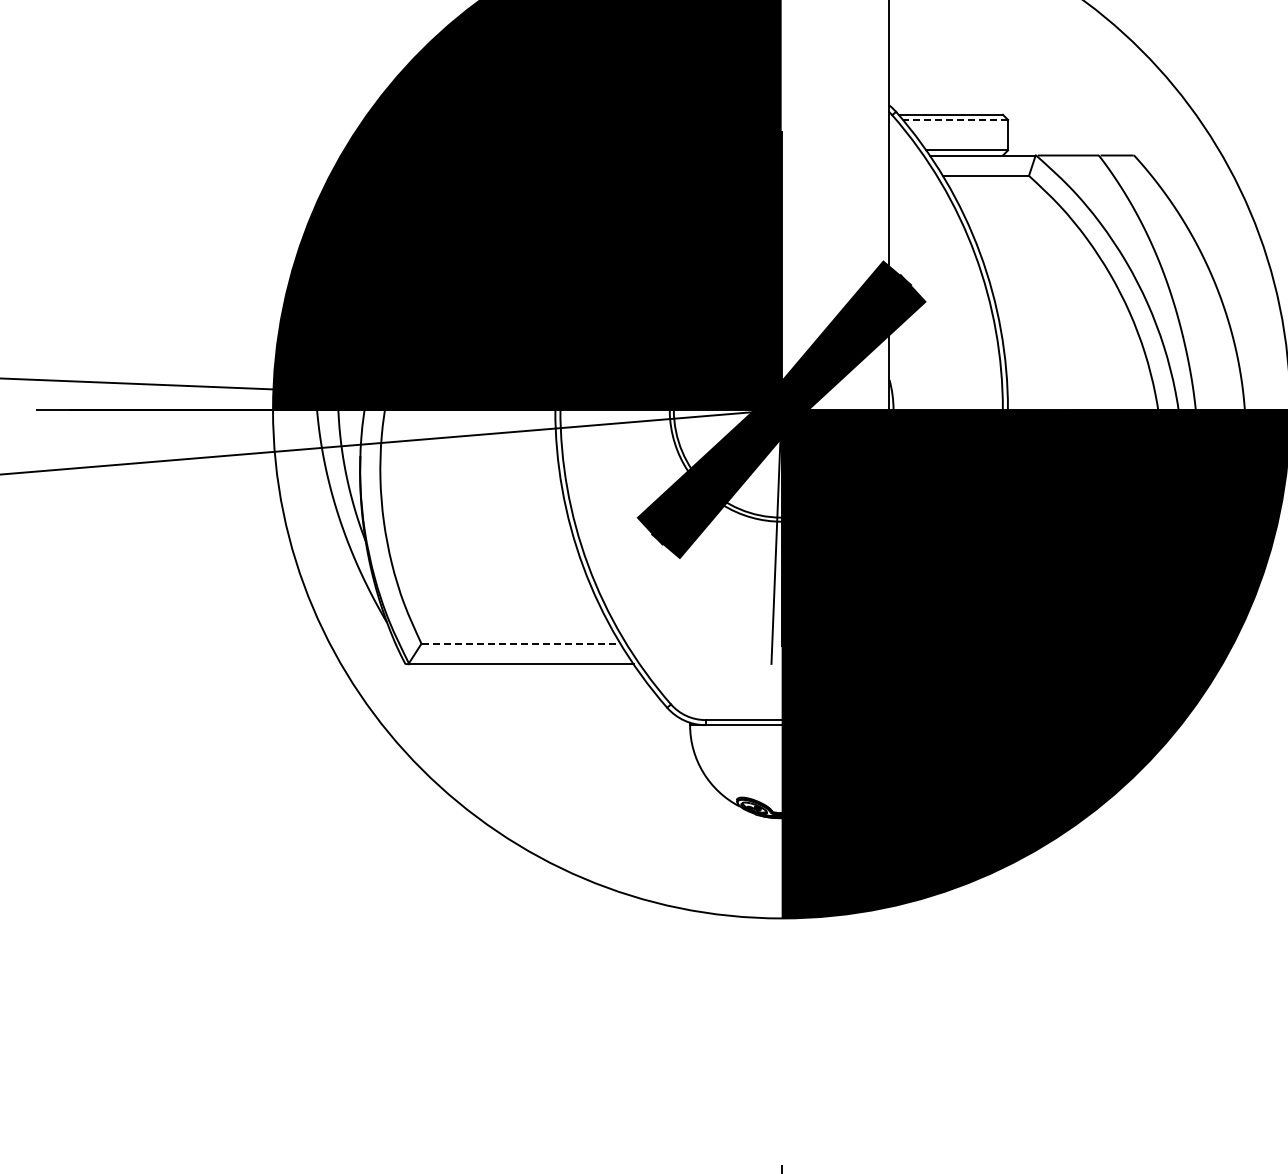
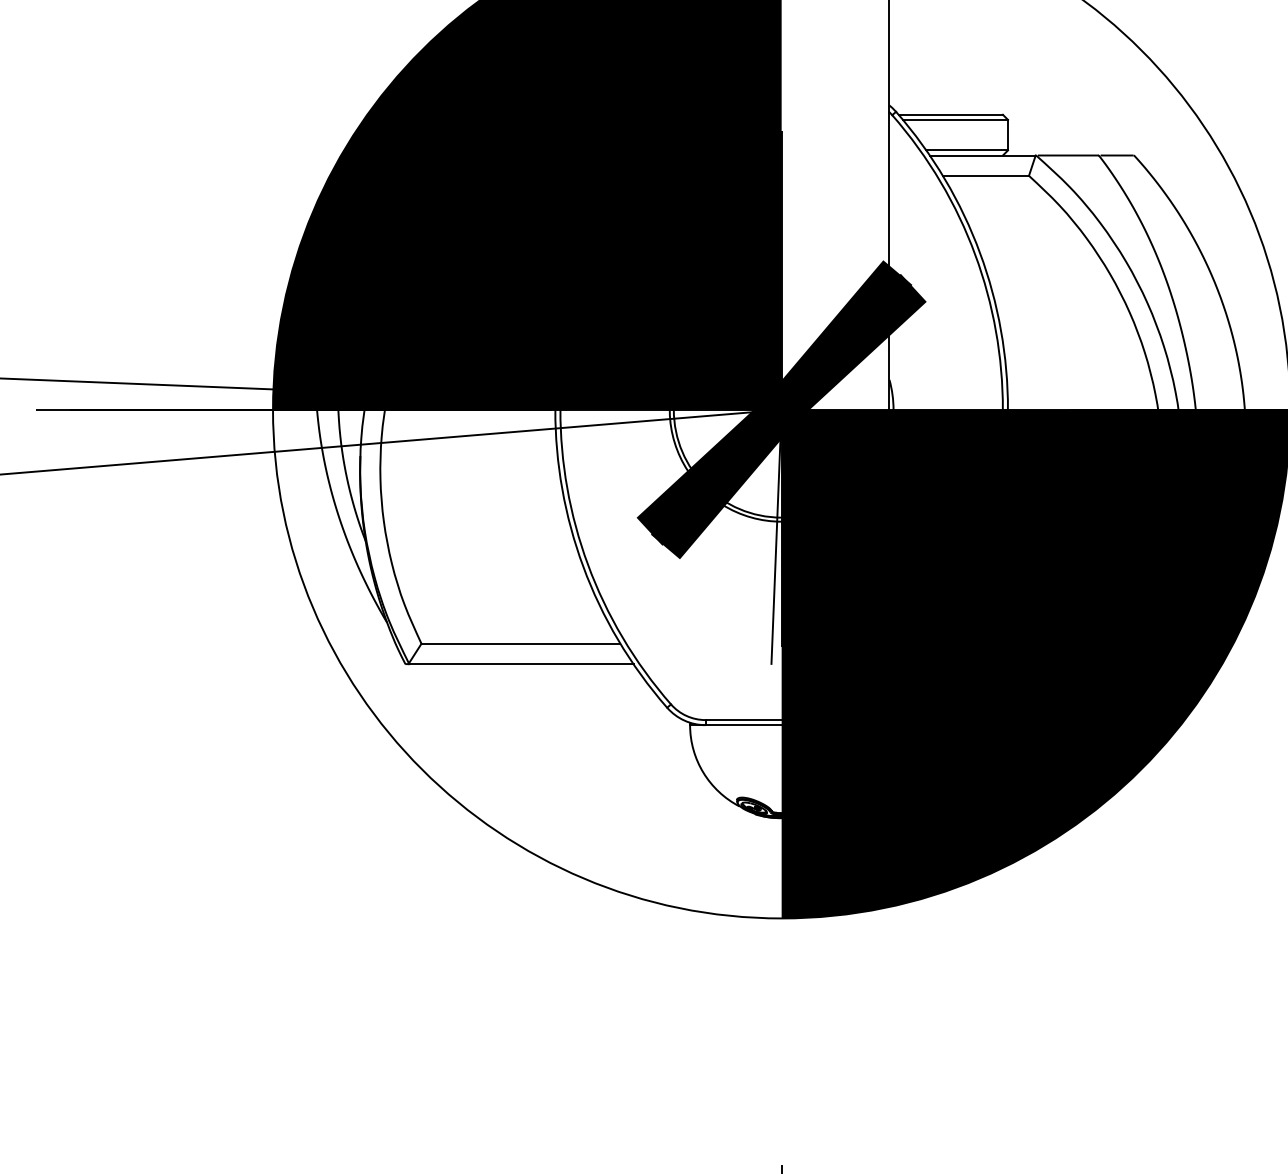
line: dashed -> solid (955, 119)
line: dashed -> solid (521, 643)
